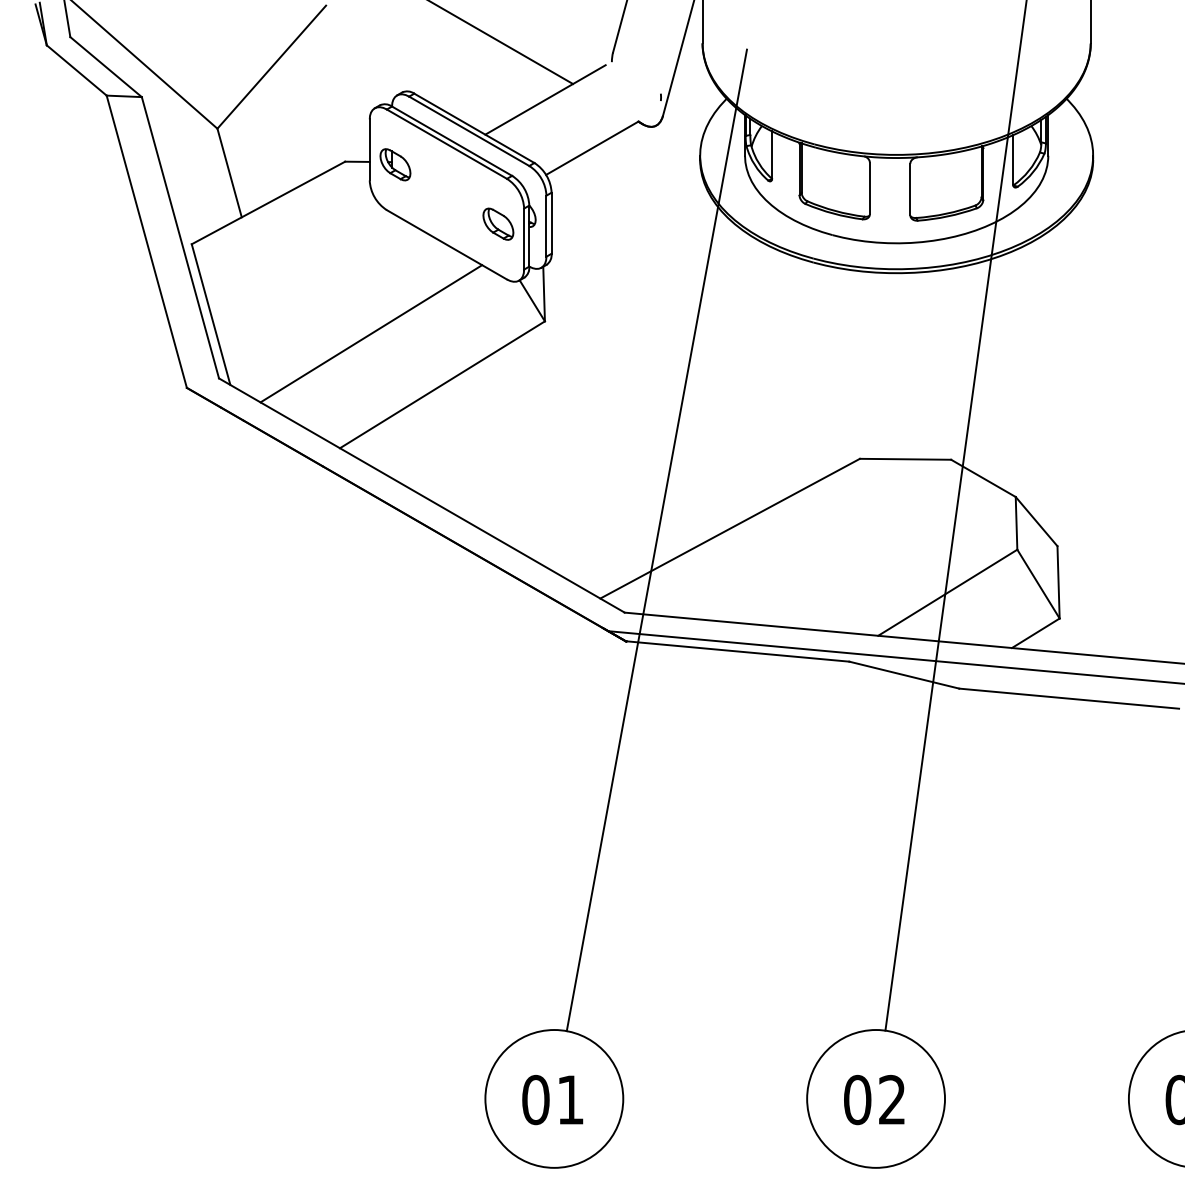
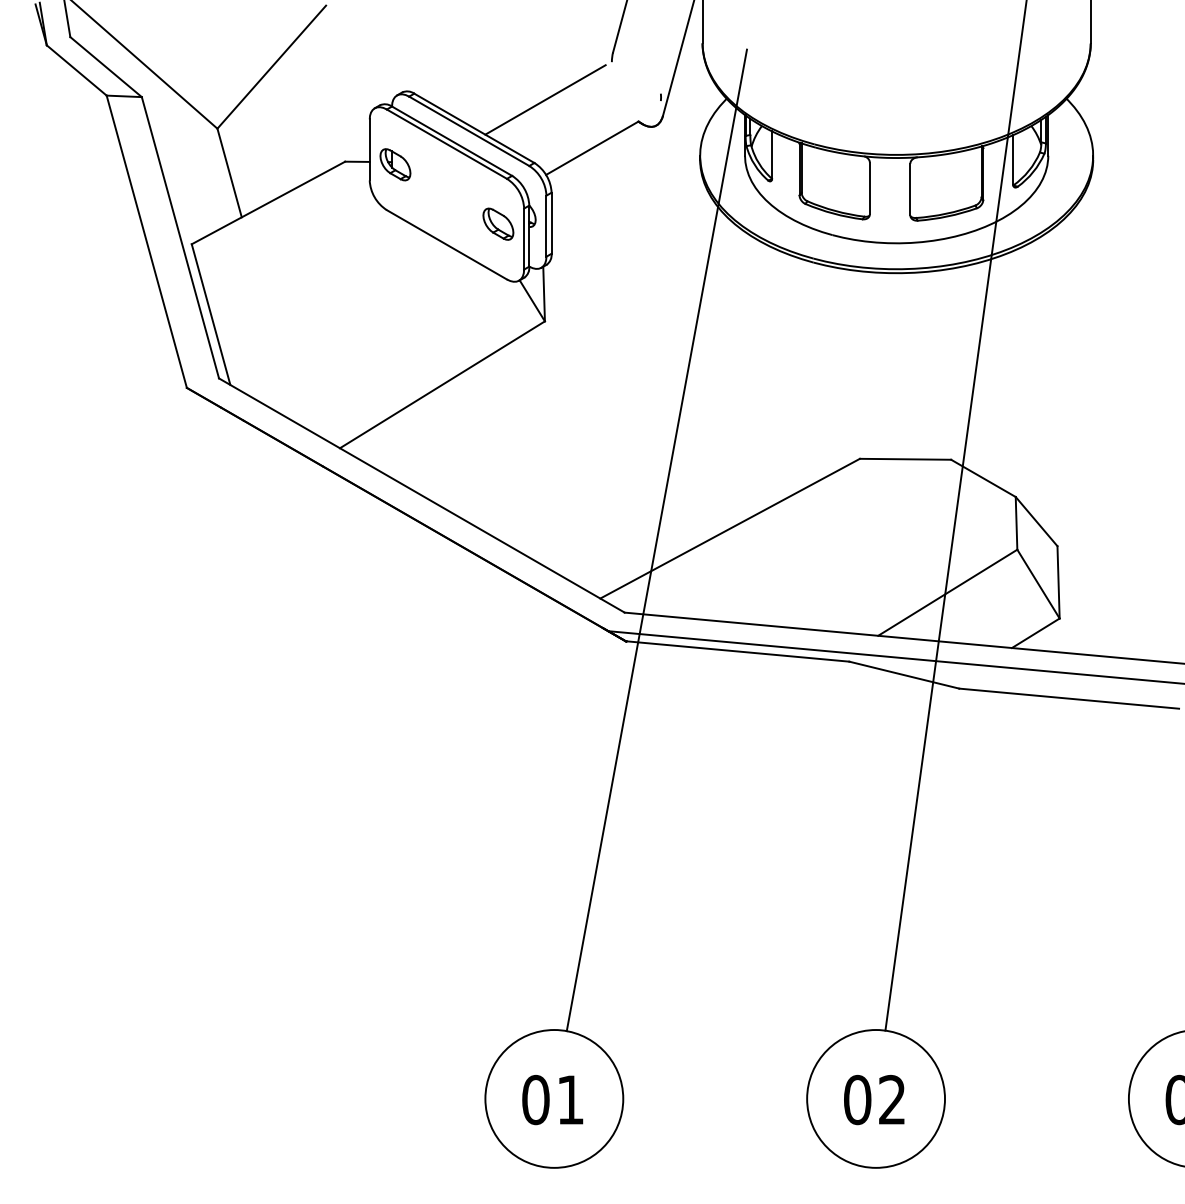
line: present -> none (502, 43)
line: present -> none (371, 333)
